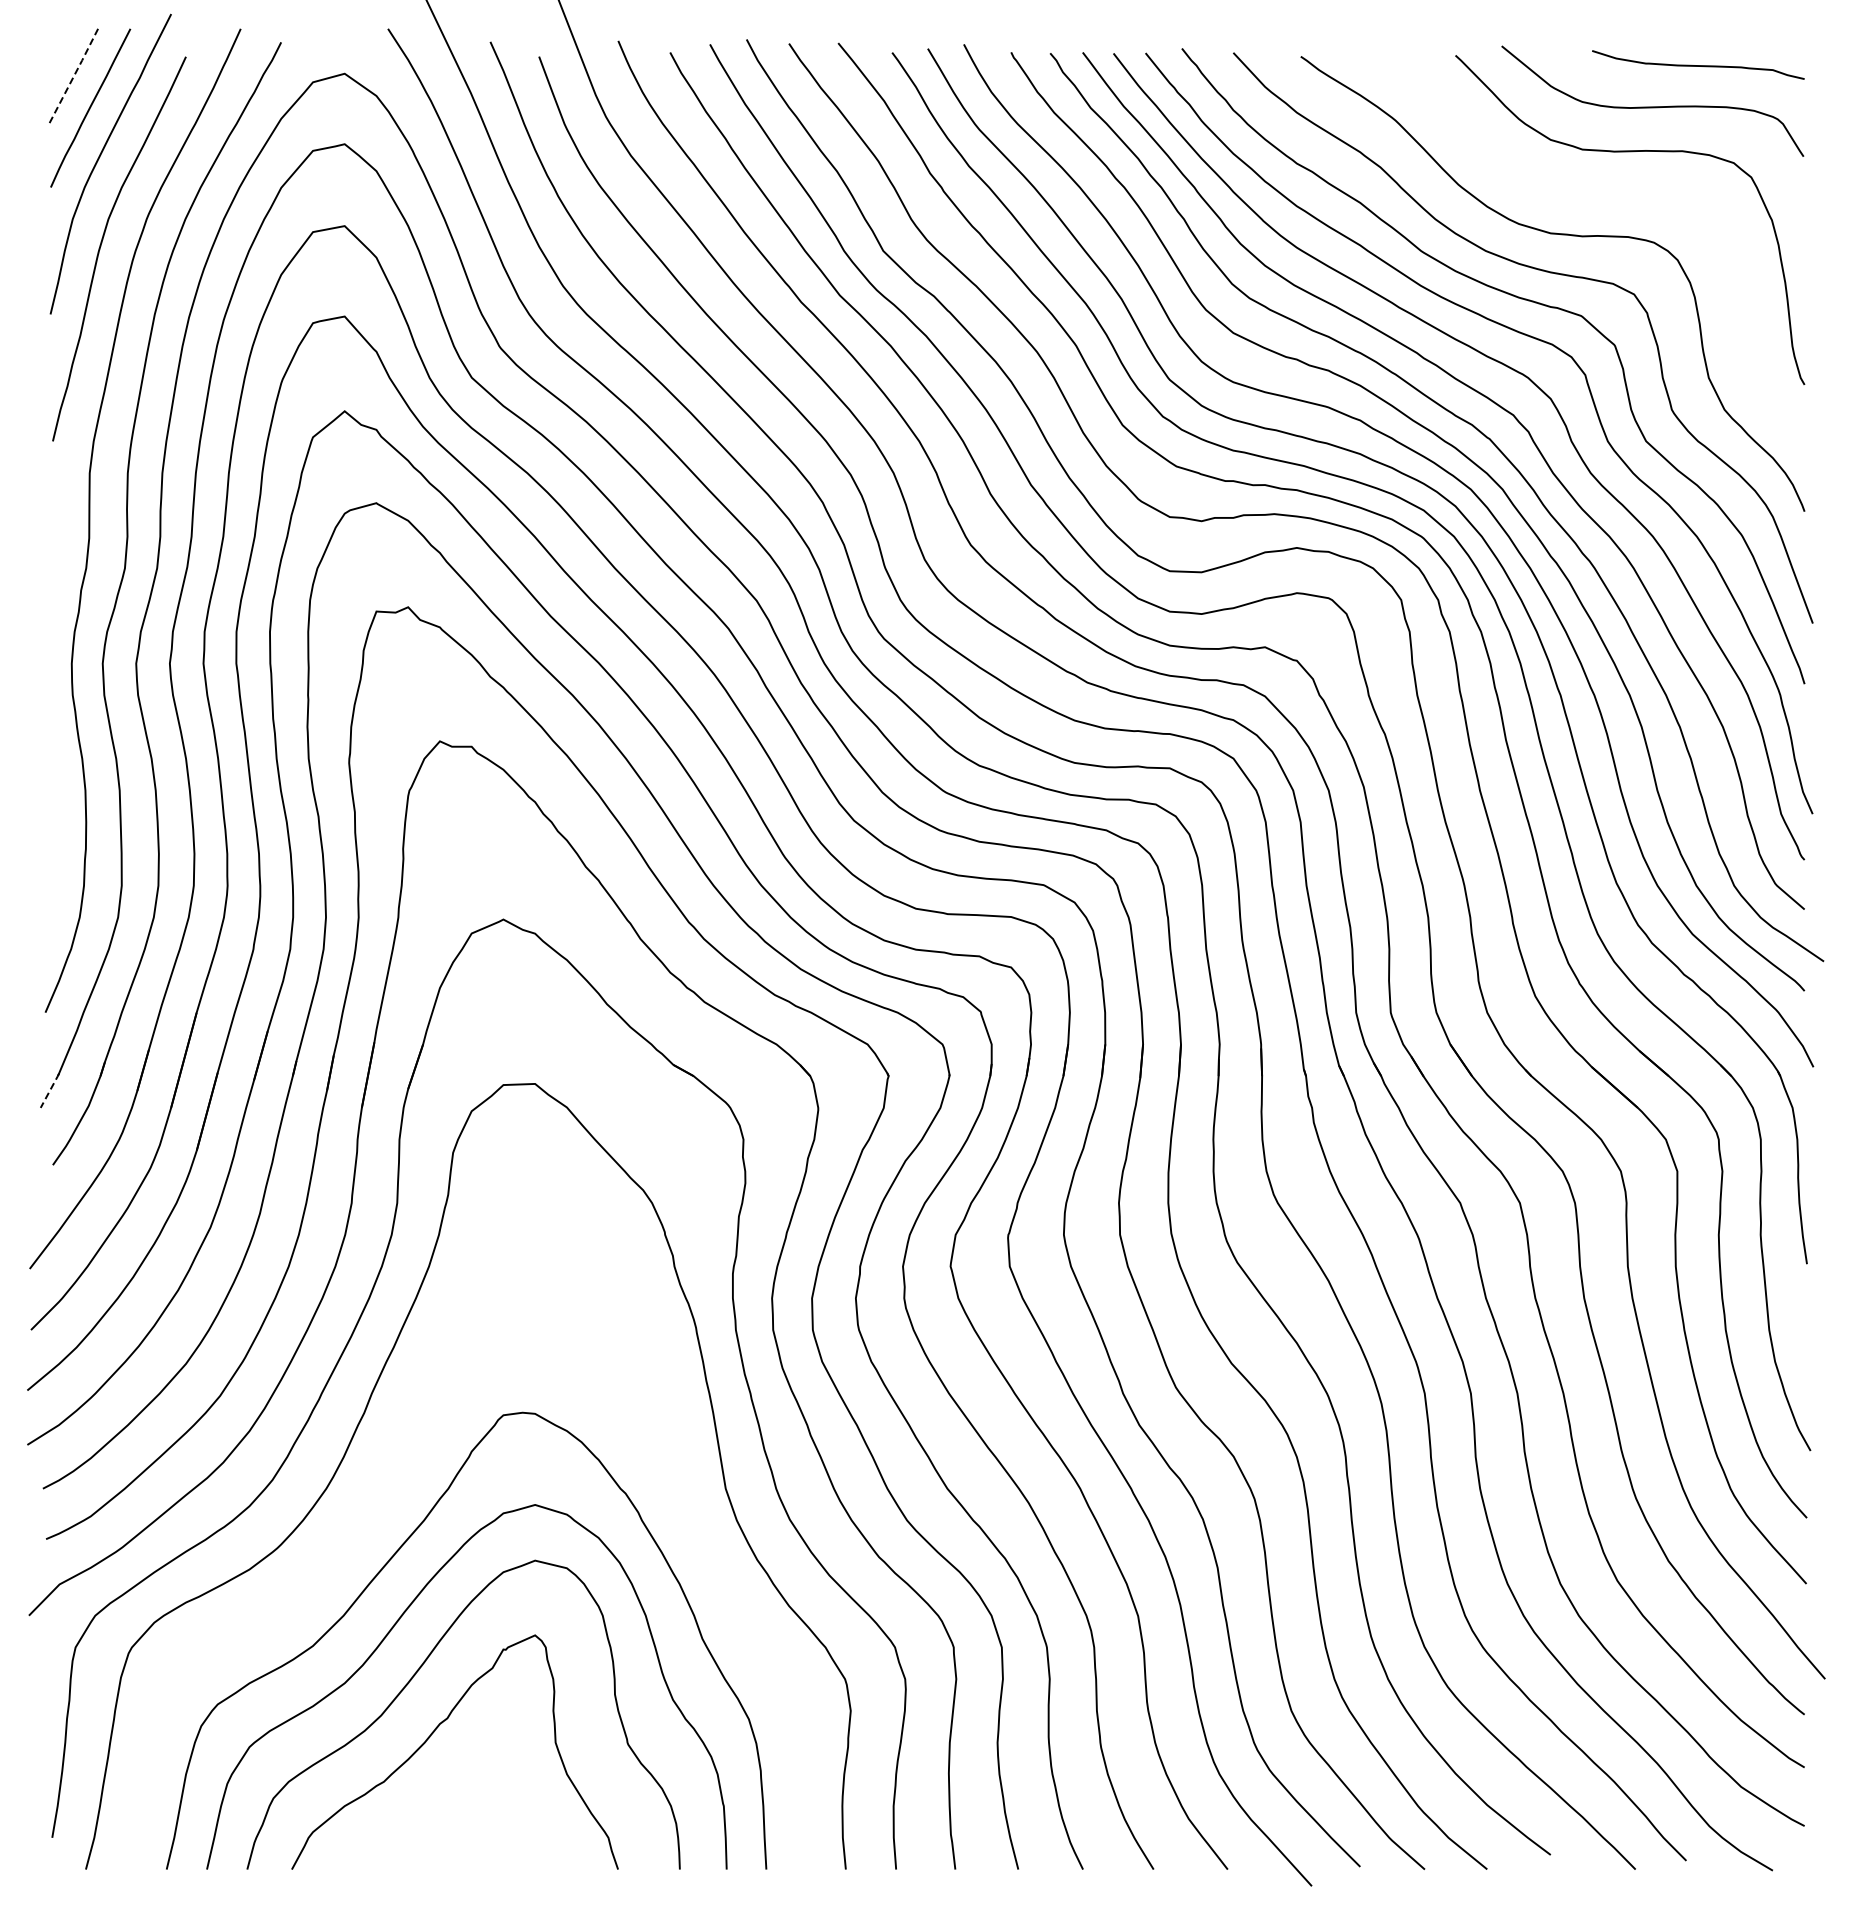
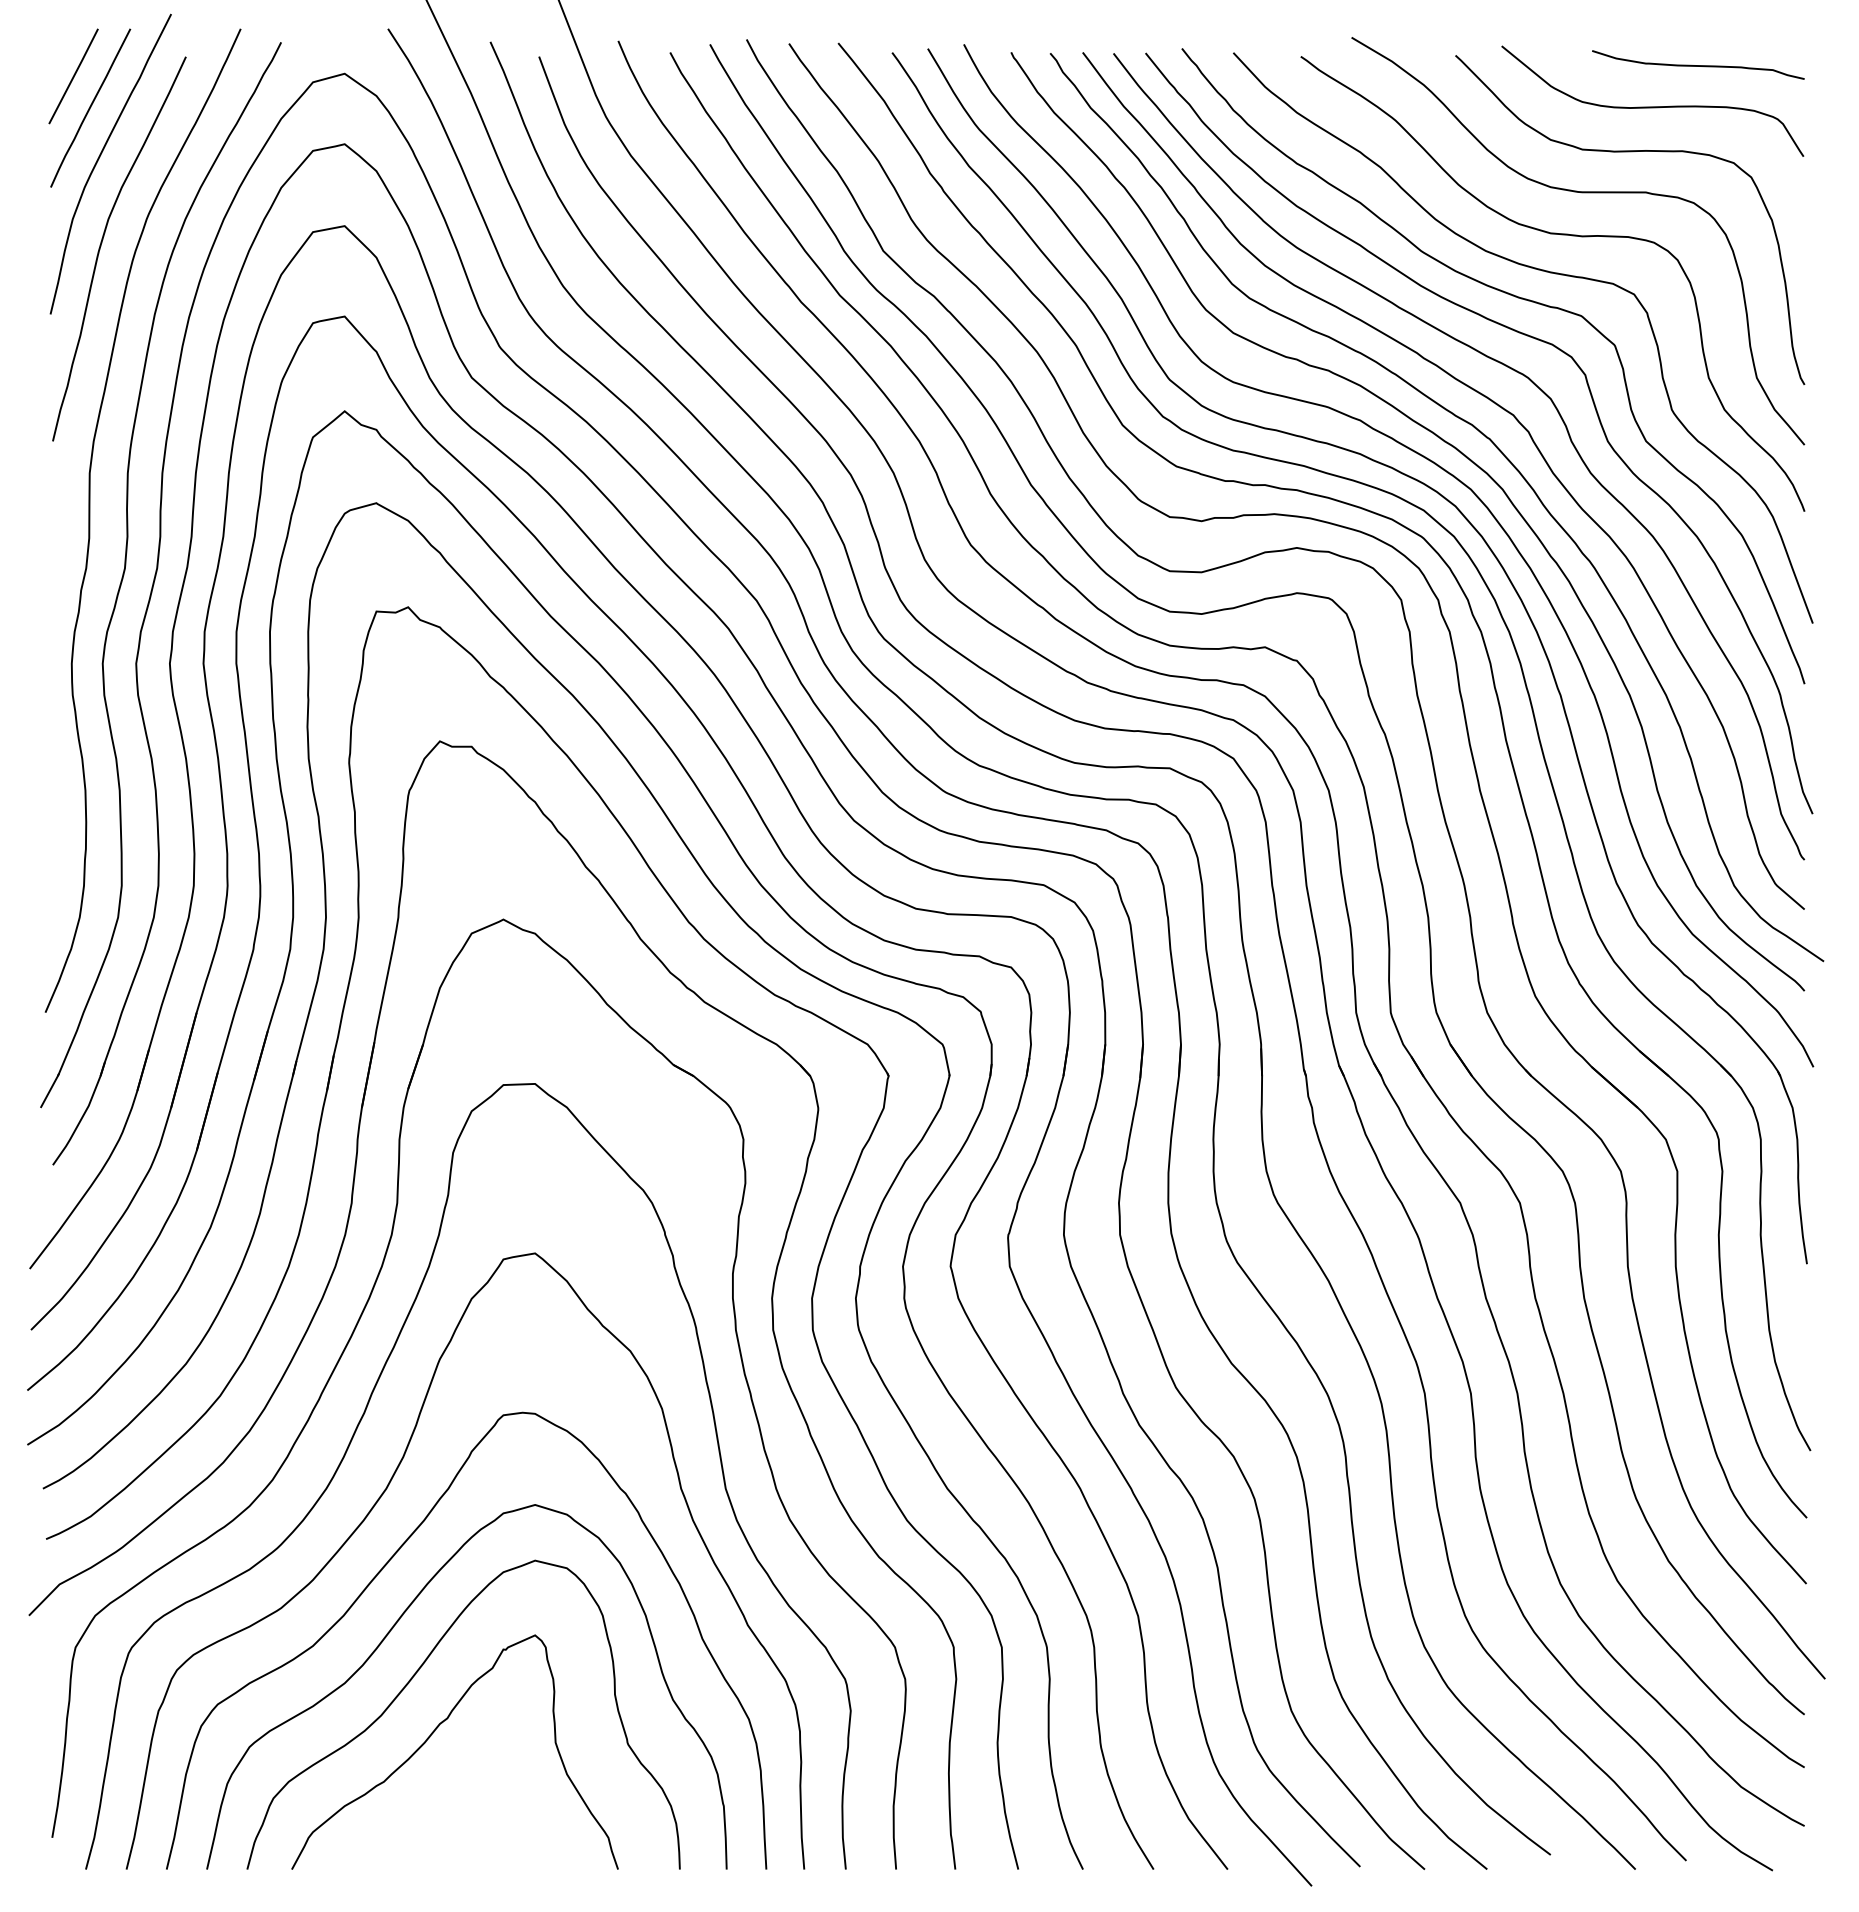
line: dashed -> solid (73, 76)
curve: none -> present (1581, 193)
line: dashed -> solid (49, 1090)
curve: none -> present (379, 1500)
